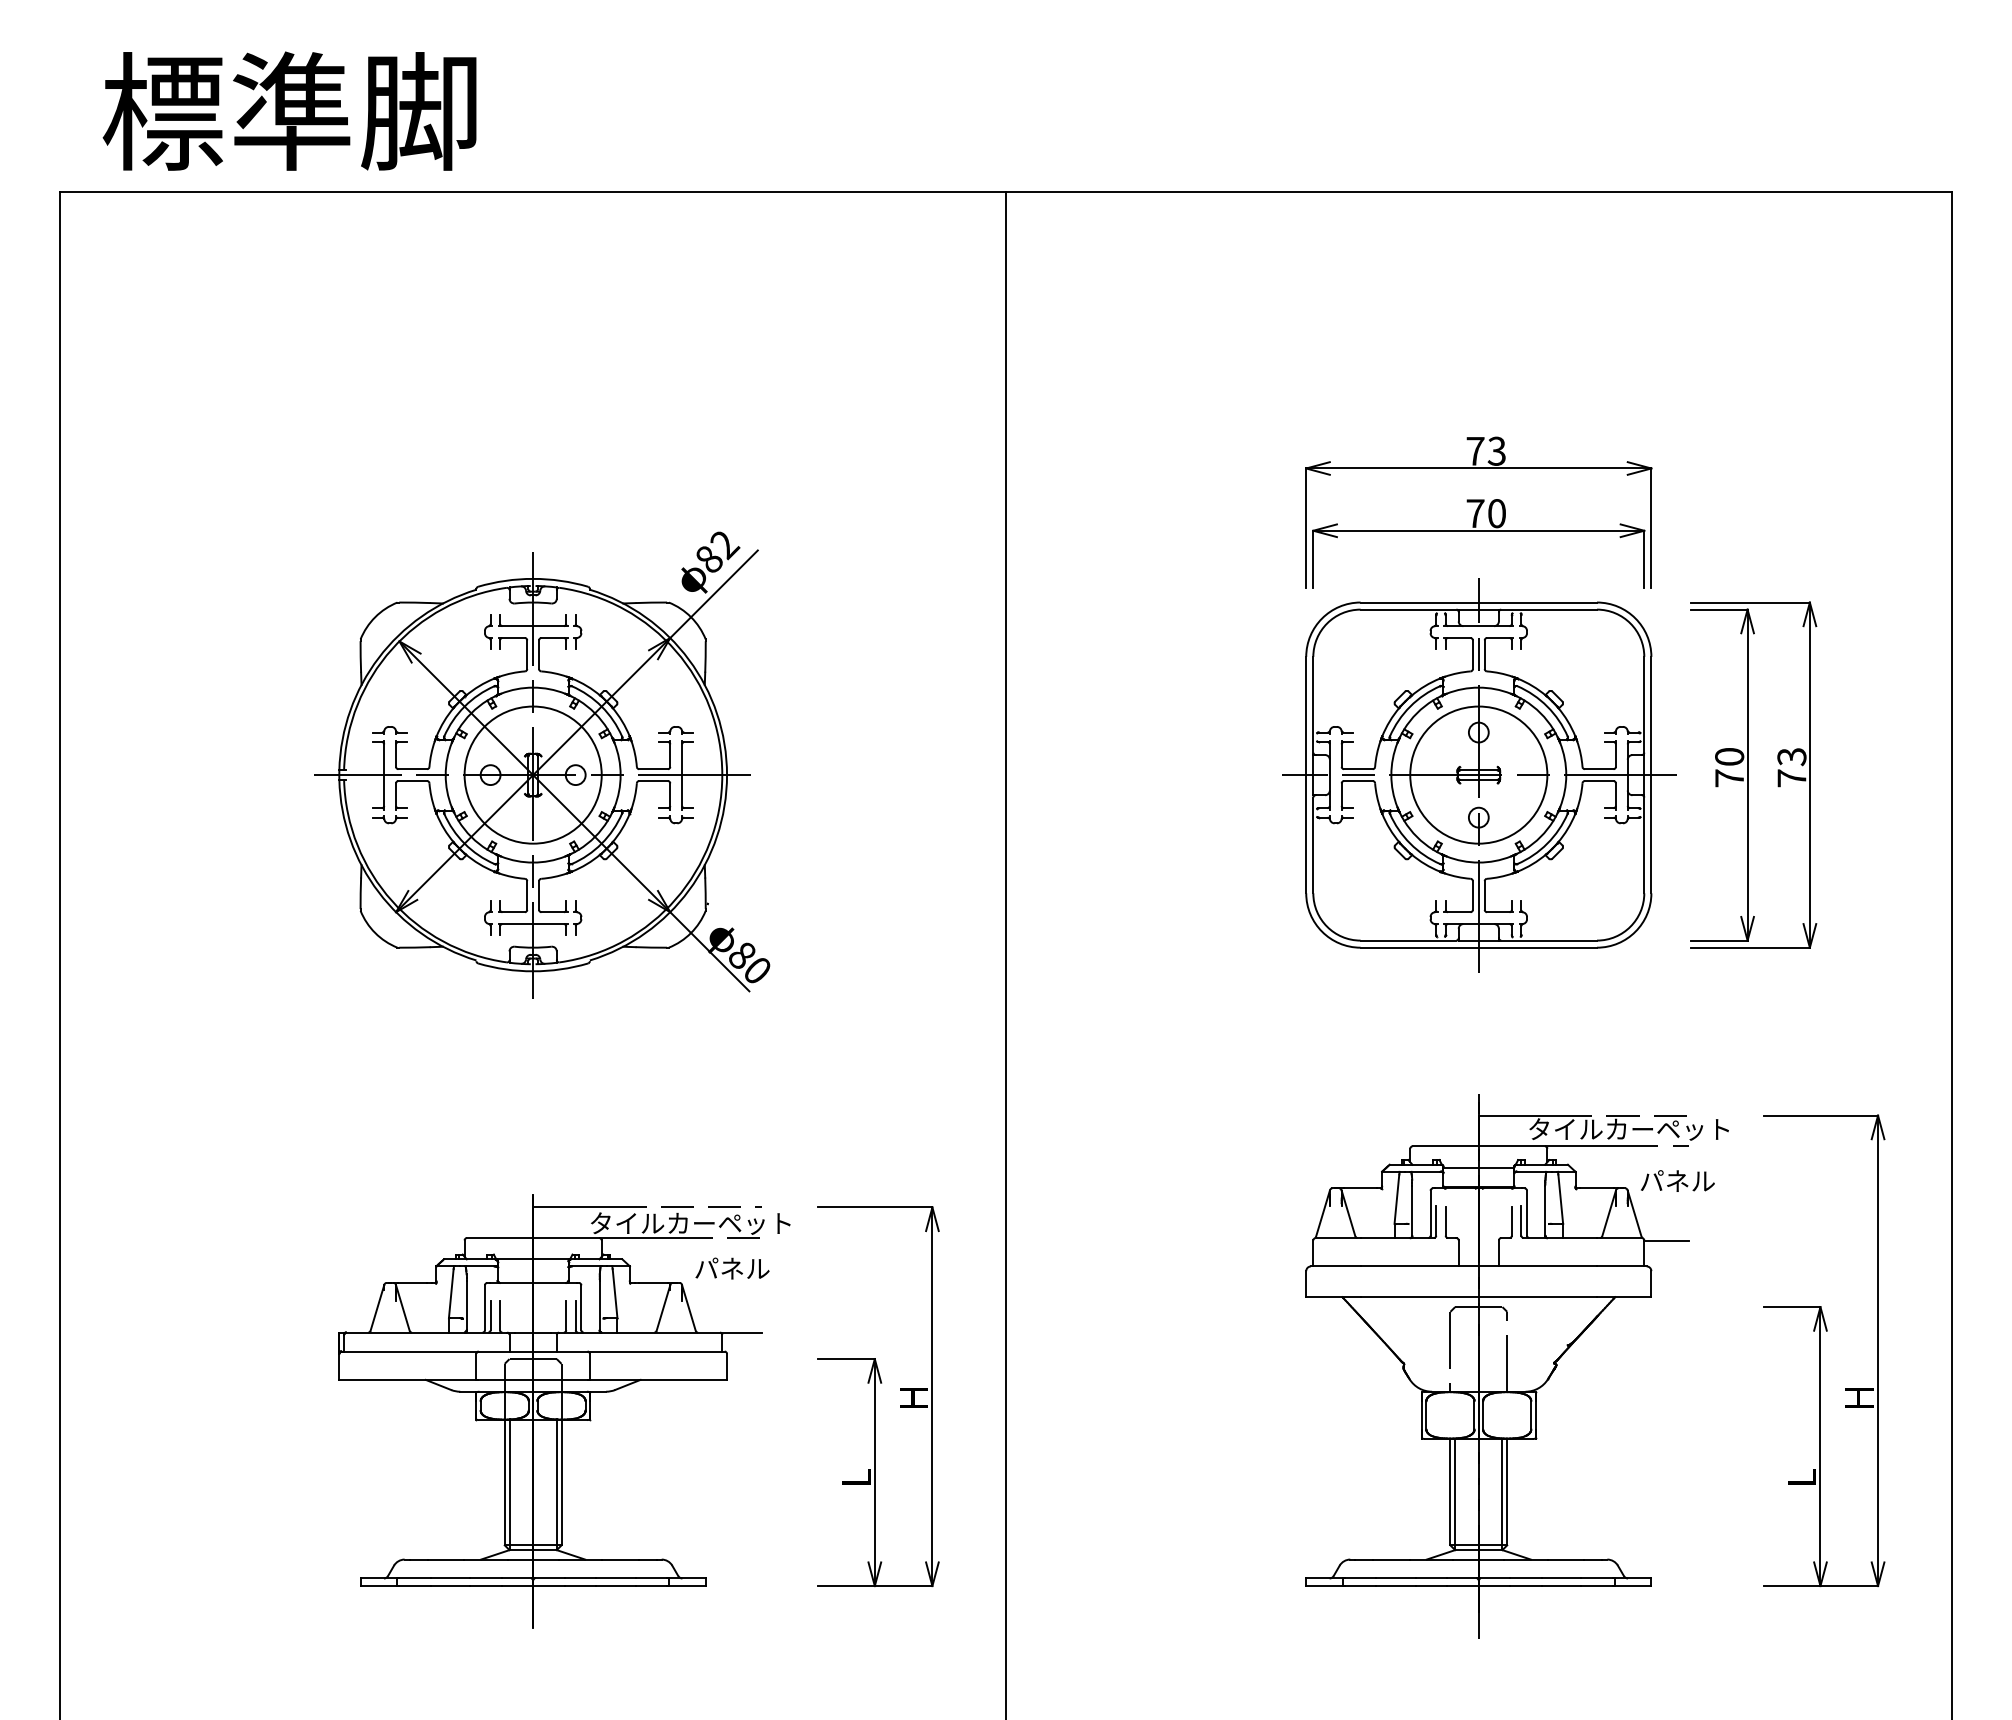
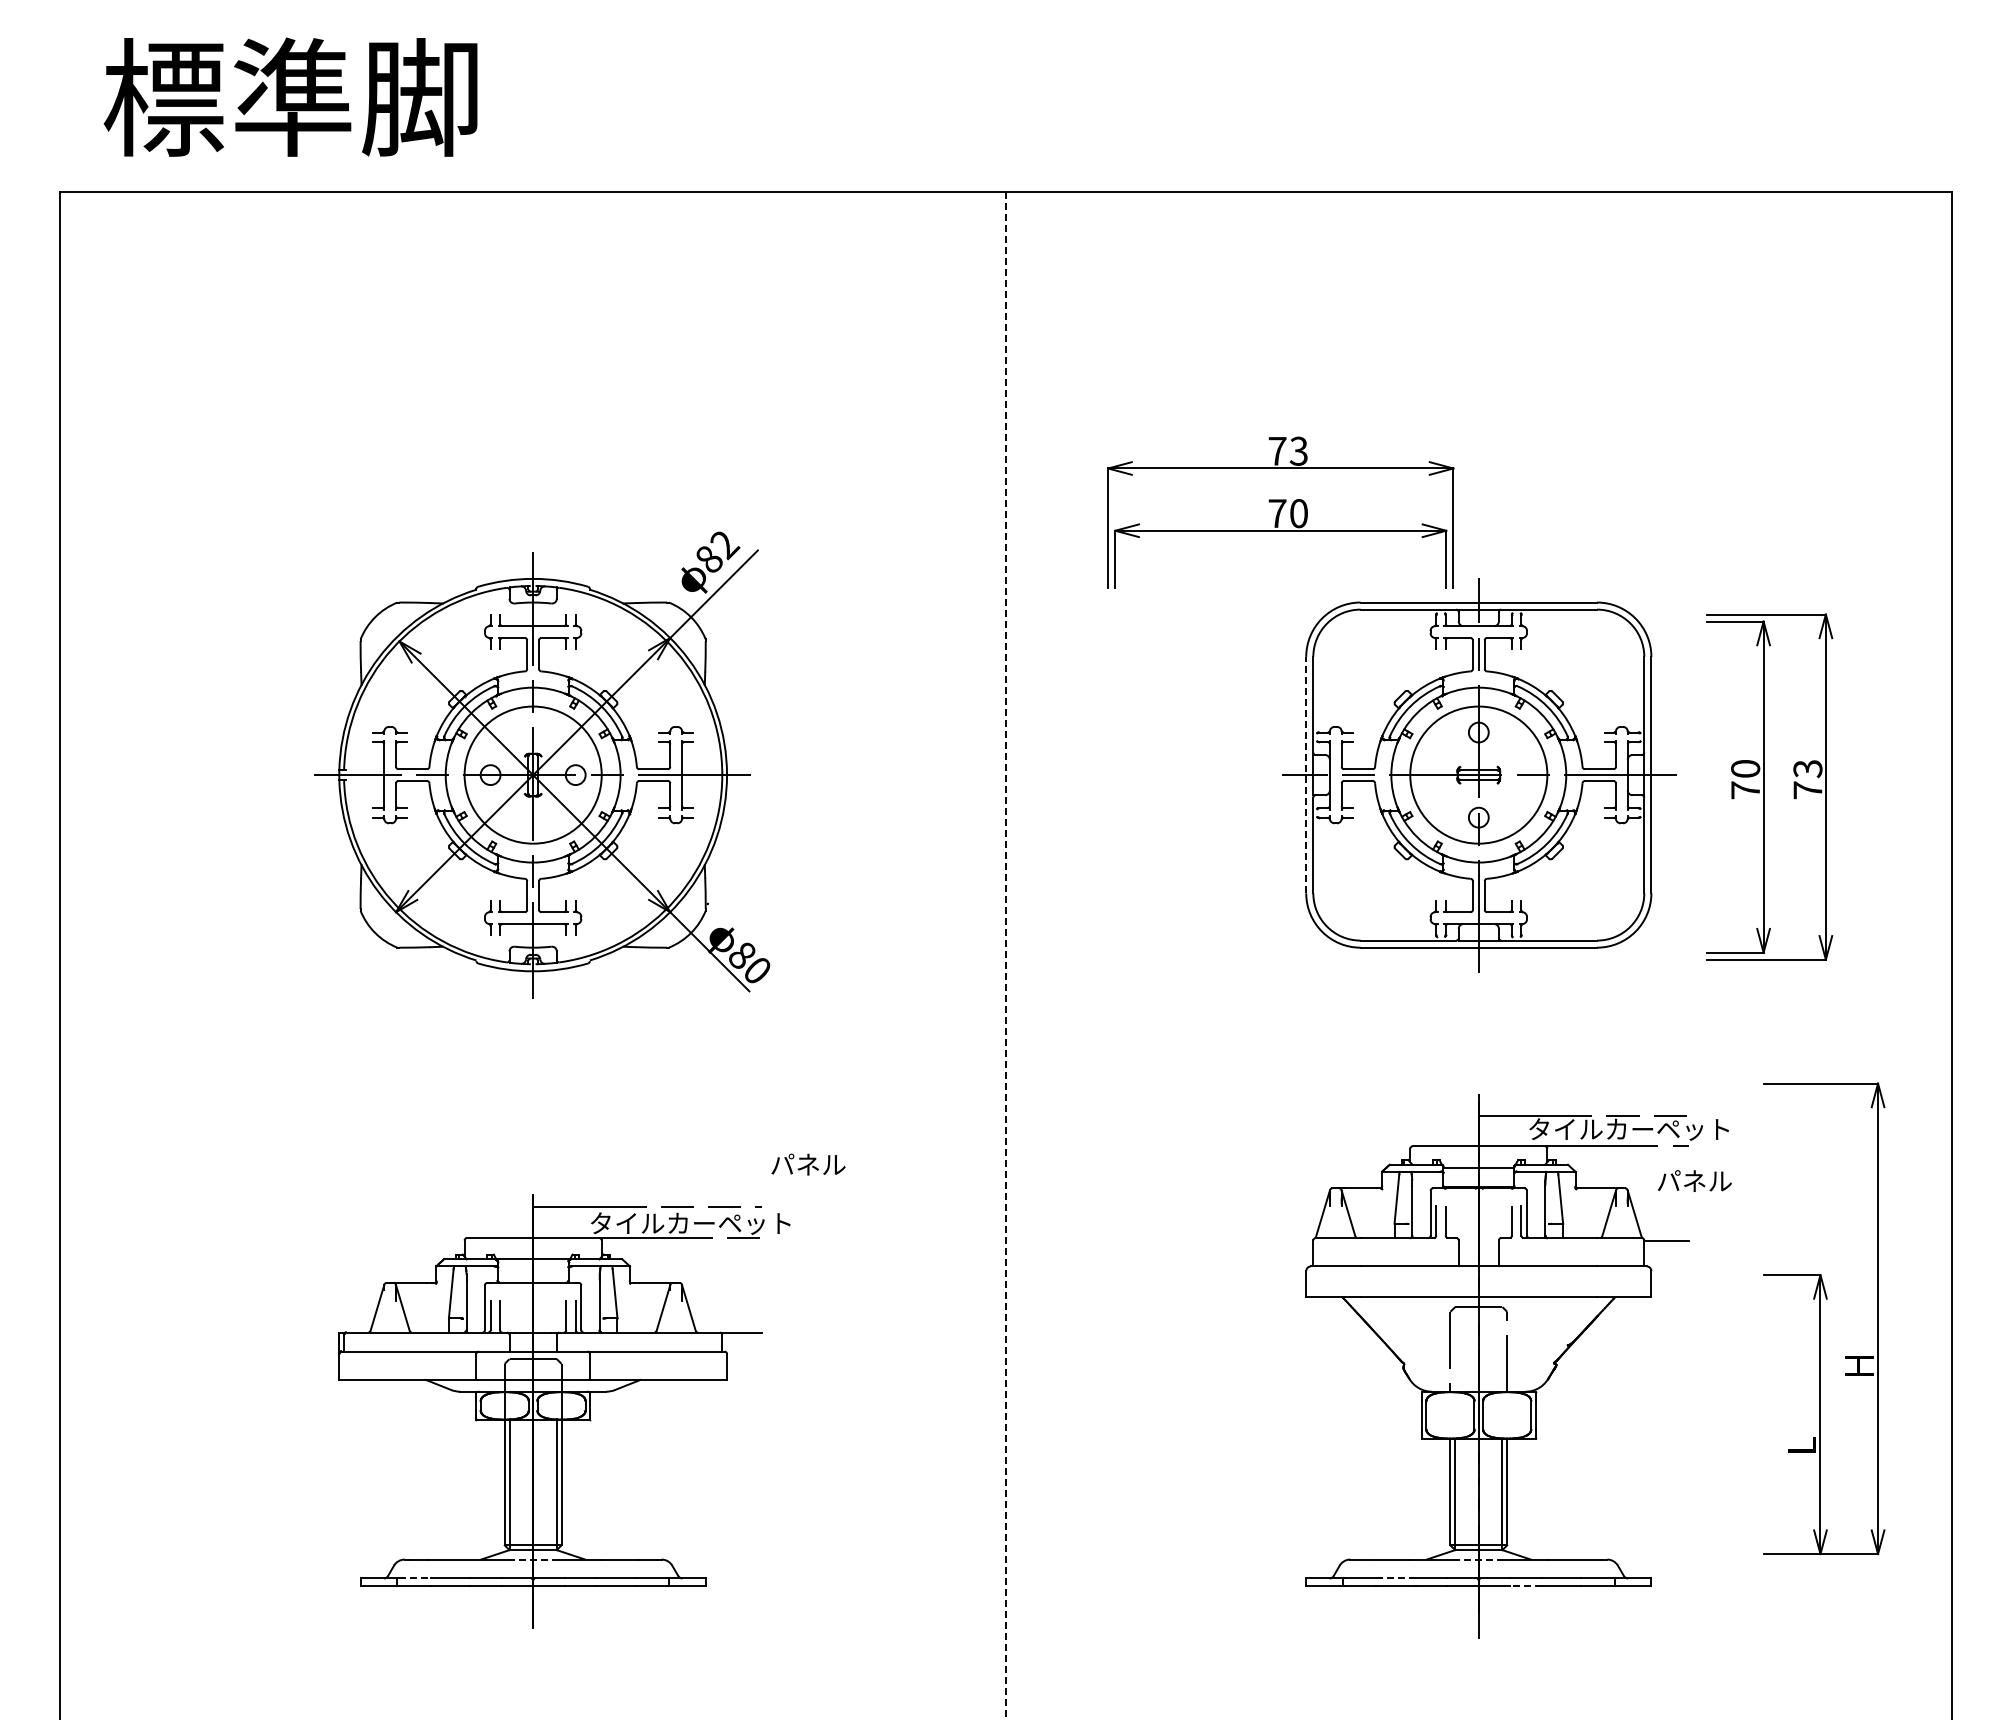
text position: (289, 110) -> (290, 96) (290, 96)
part position: (1478, 512) -> (1280, 512) (1280, 512)
line: solid -> dashed (1306, 774)
part position: (1753, 774) -> (1769, 786) (1769, 786)
line: solid -> dashed (1005, 955)
text position: (1677, 1180) -> (1694, 1180) (1694, 1180)
text position: (732, 1268) -> (808, 1164) (808, 1164)
part position: (1824, 1350) -> (1824, 1318) (1824, 1318)
part: present -> none (878, 1396)
line: solid -> dashed (533, 1559)
line: solid -> dashed (1478, 1559)
line: solid -> dashed (414, 1578)
line: solid -> dashed (1396, 1578)
line: solid -> dashed (1526, 1586)
